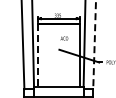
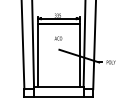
text position: (64, 38) -> (58, 38) (58, 38)
line: dashed -> solid (94, 44)
line: dashed -> solid (38, 55)
